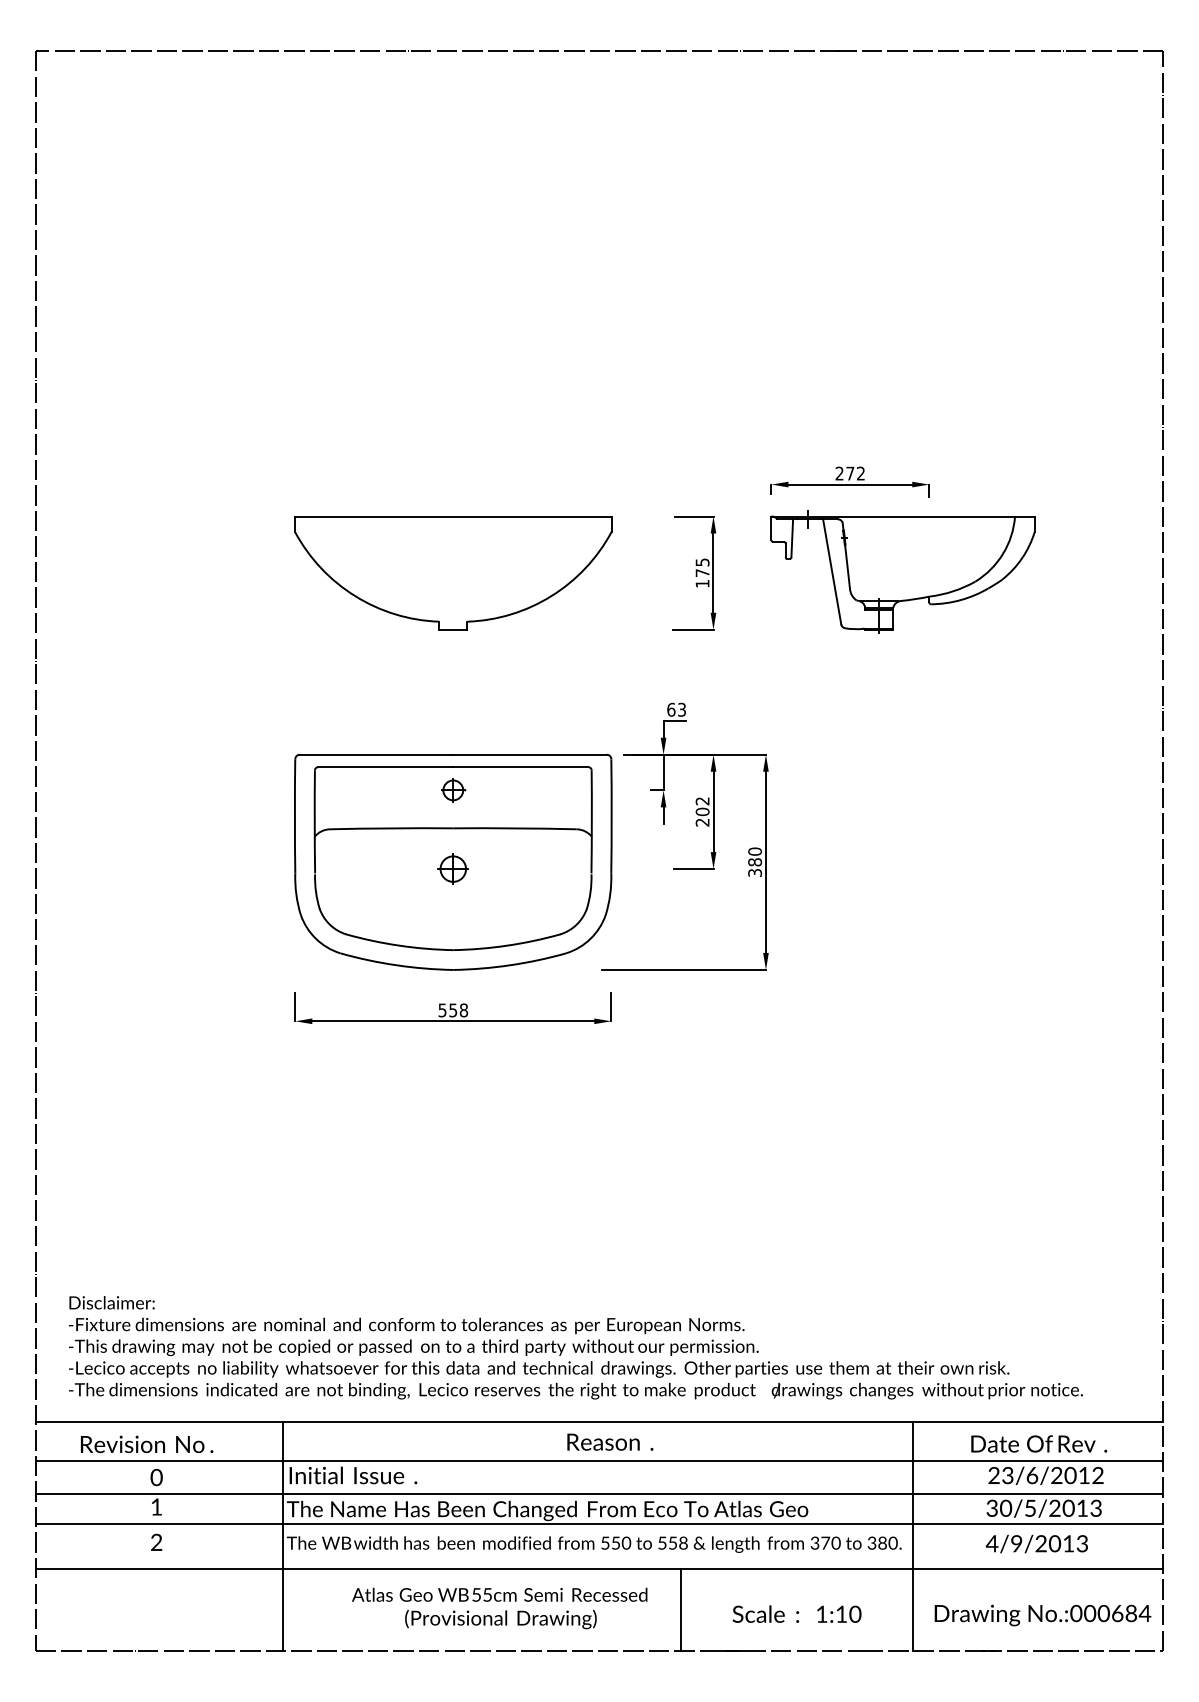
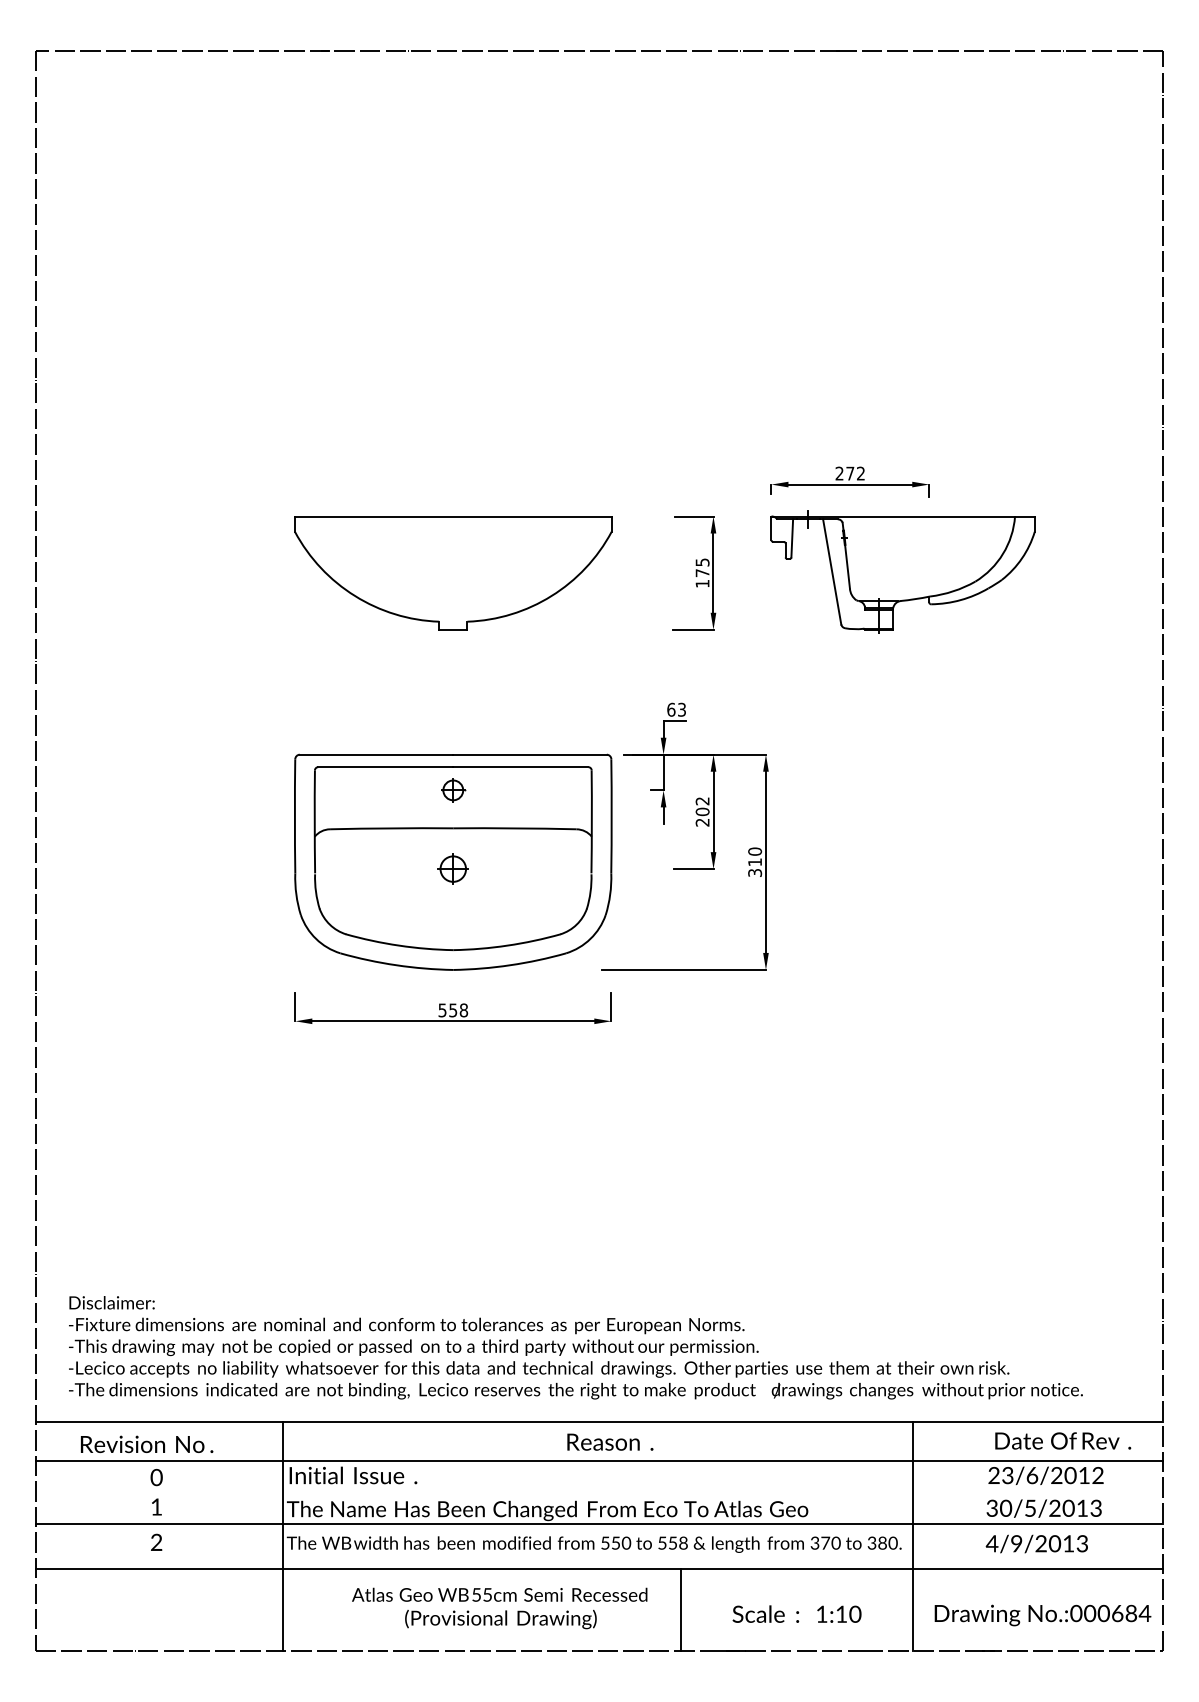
text: 380 -> 310 (755, 862)
text position: (1039, 1443) -> (1063, 1440) (1063, 1440)
line: present -> none (599, 1494)
